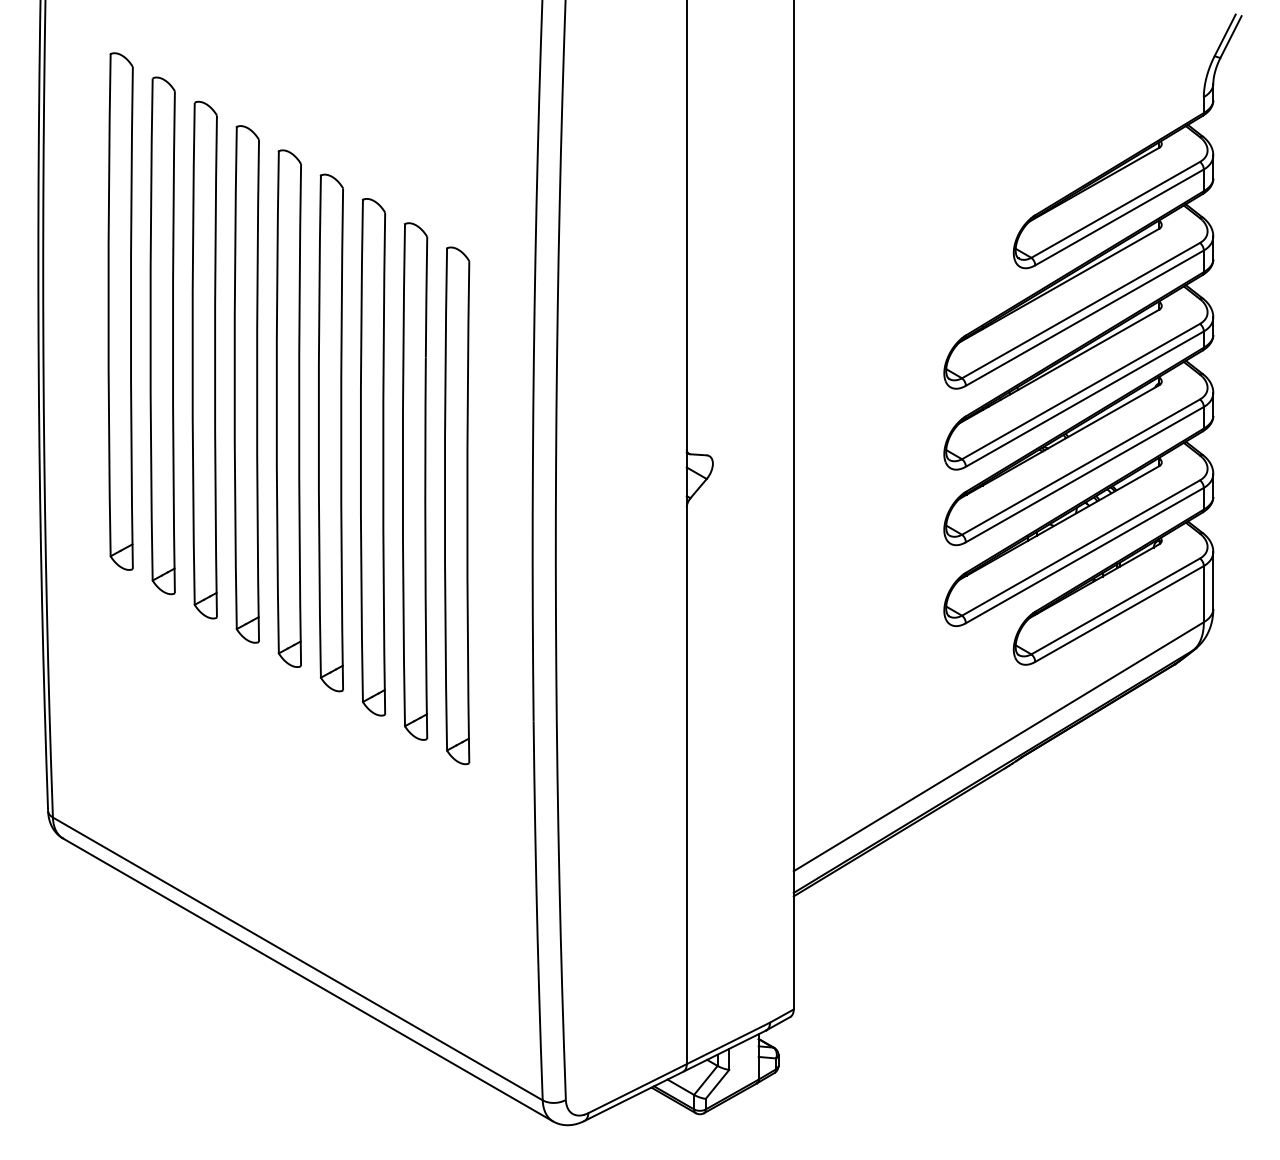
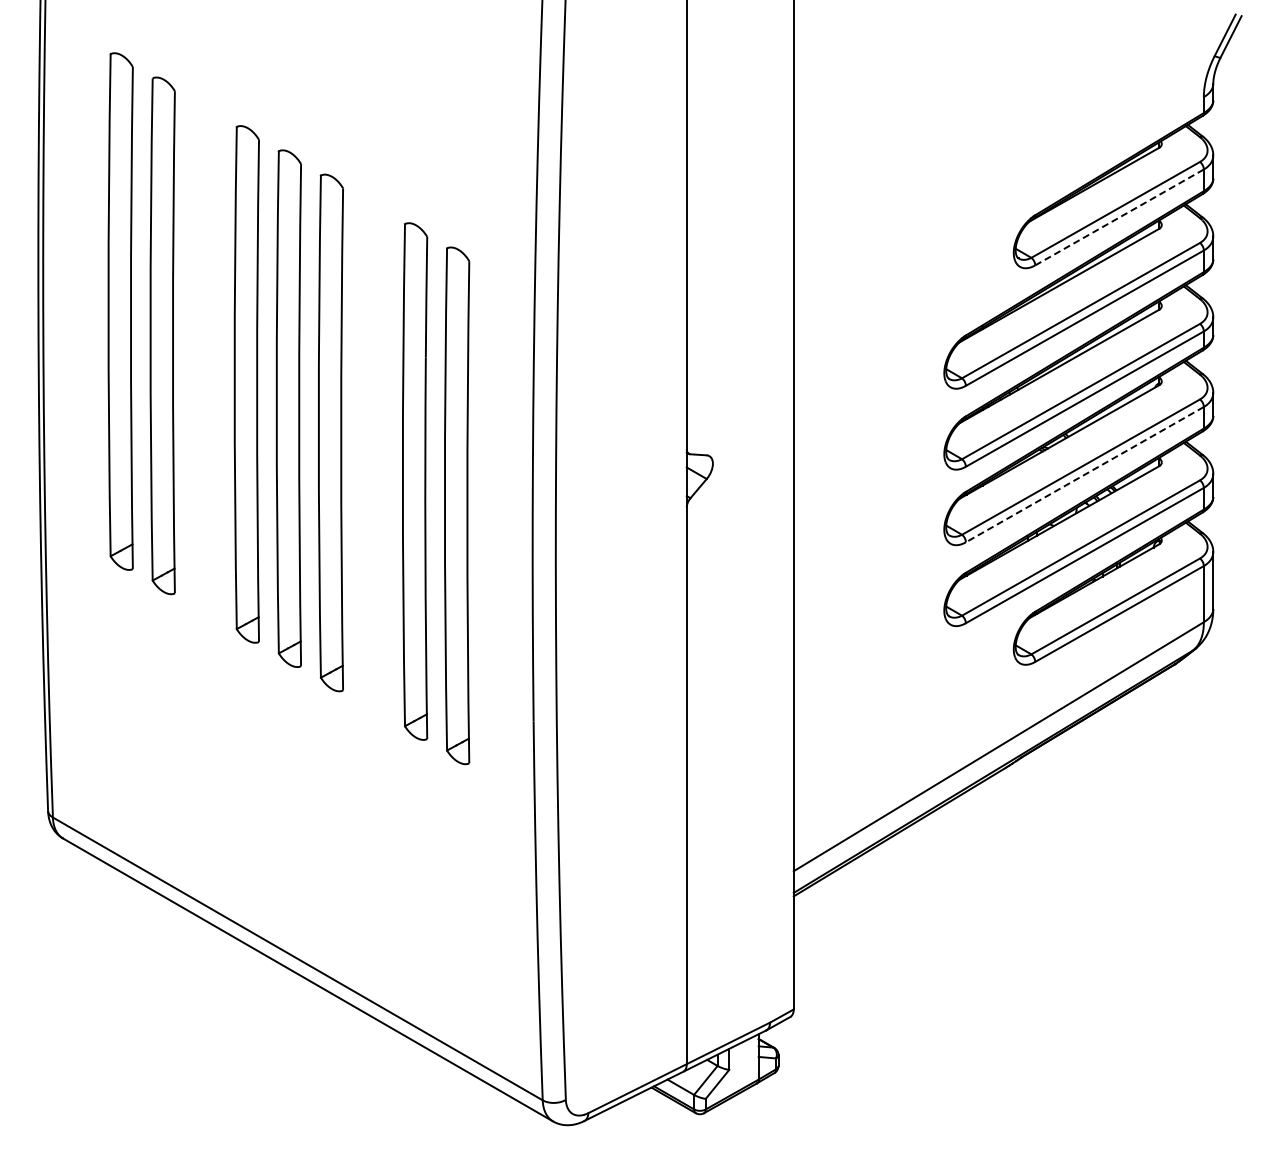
line: solid -> dashed (1119, 217)
part: present -> none (204, 359)
part: present -> none (373, 457)
line: solid -> dashed (1084, 474)
